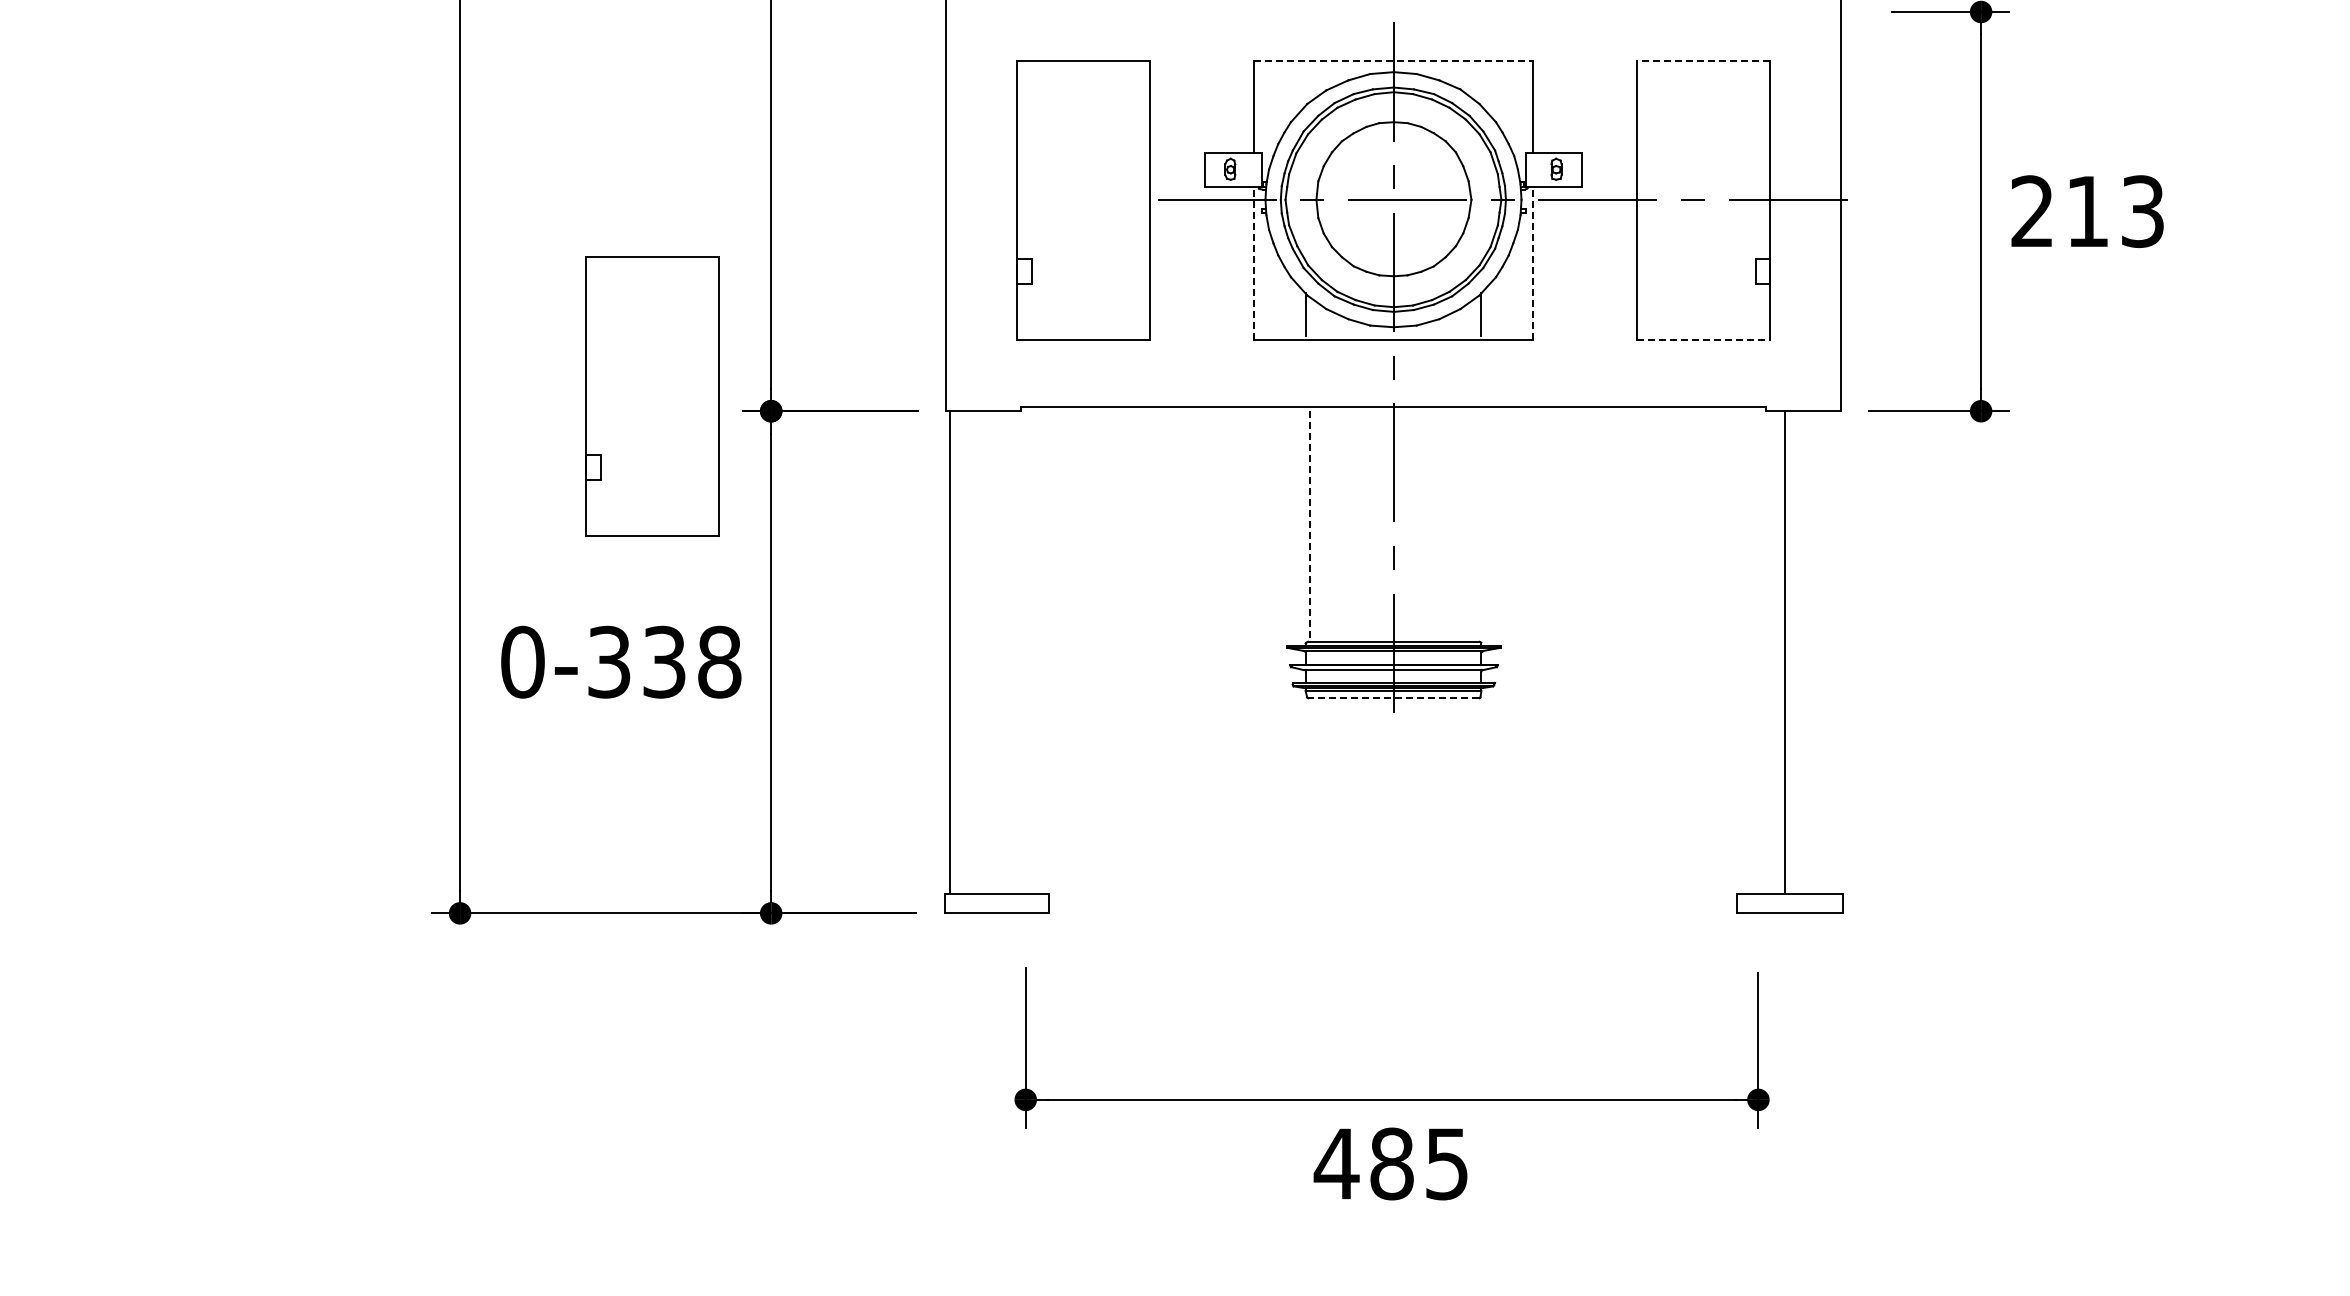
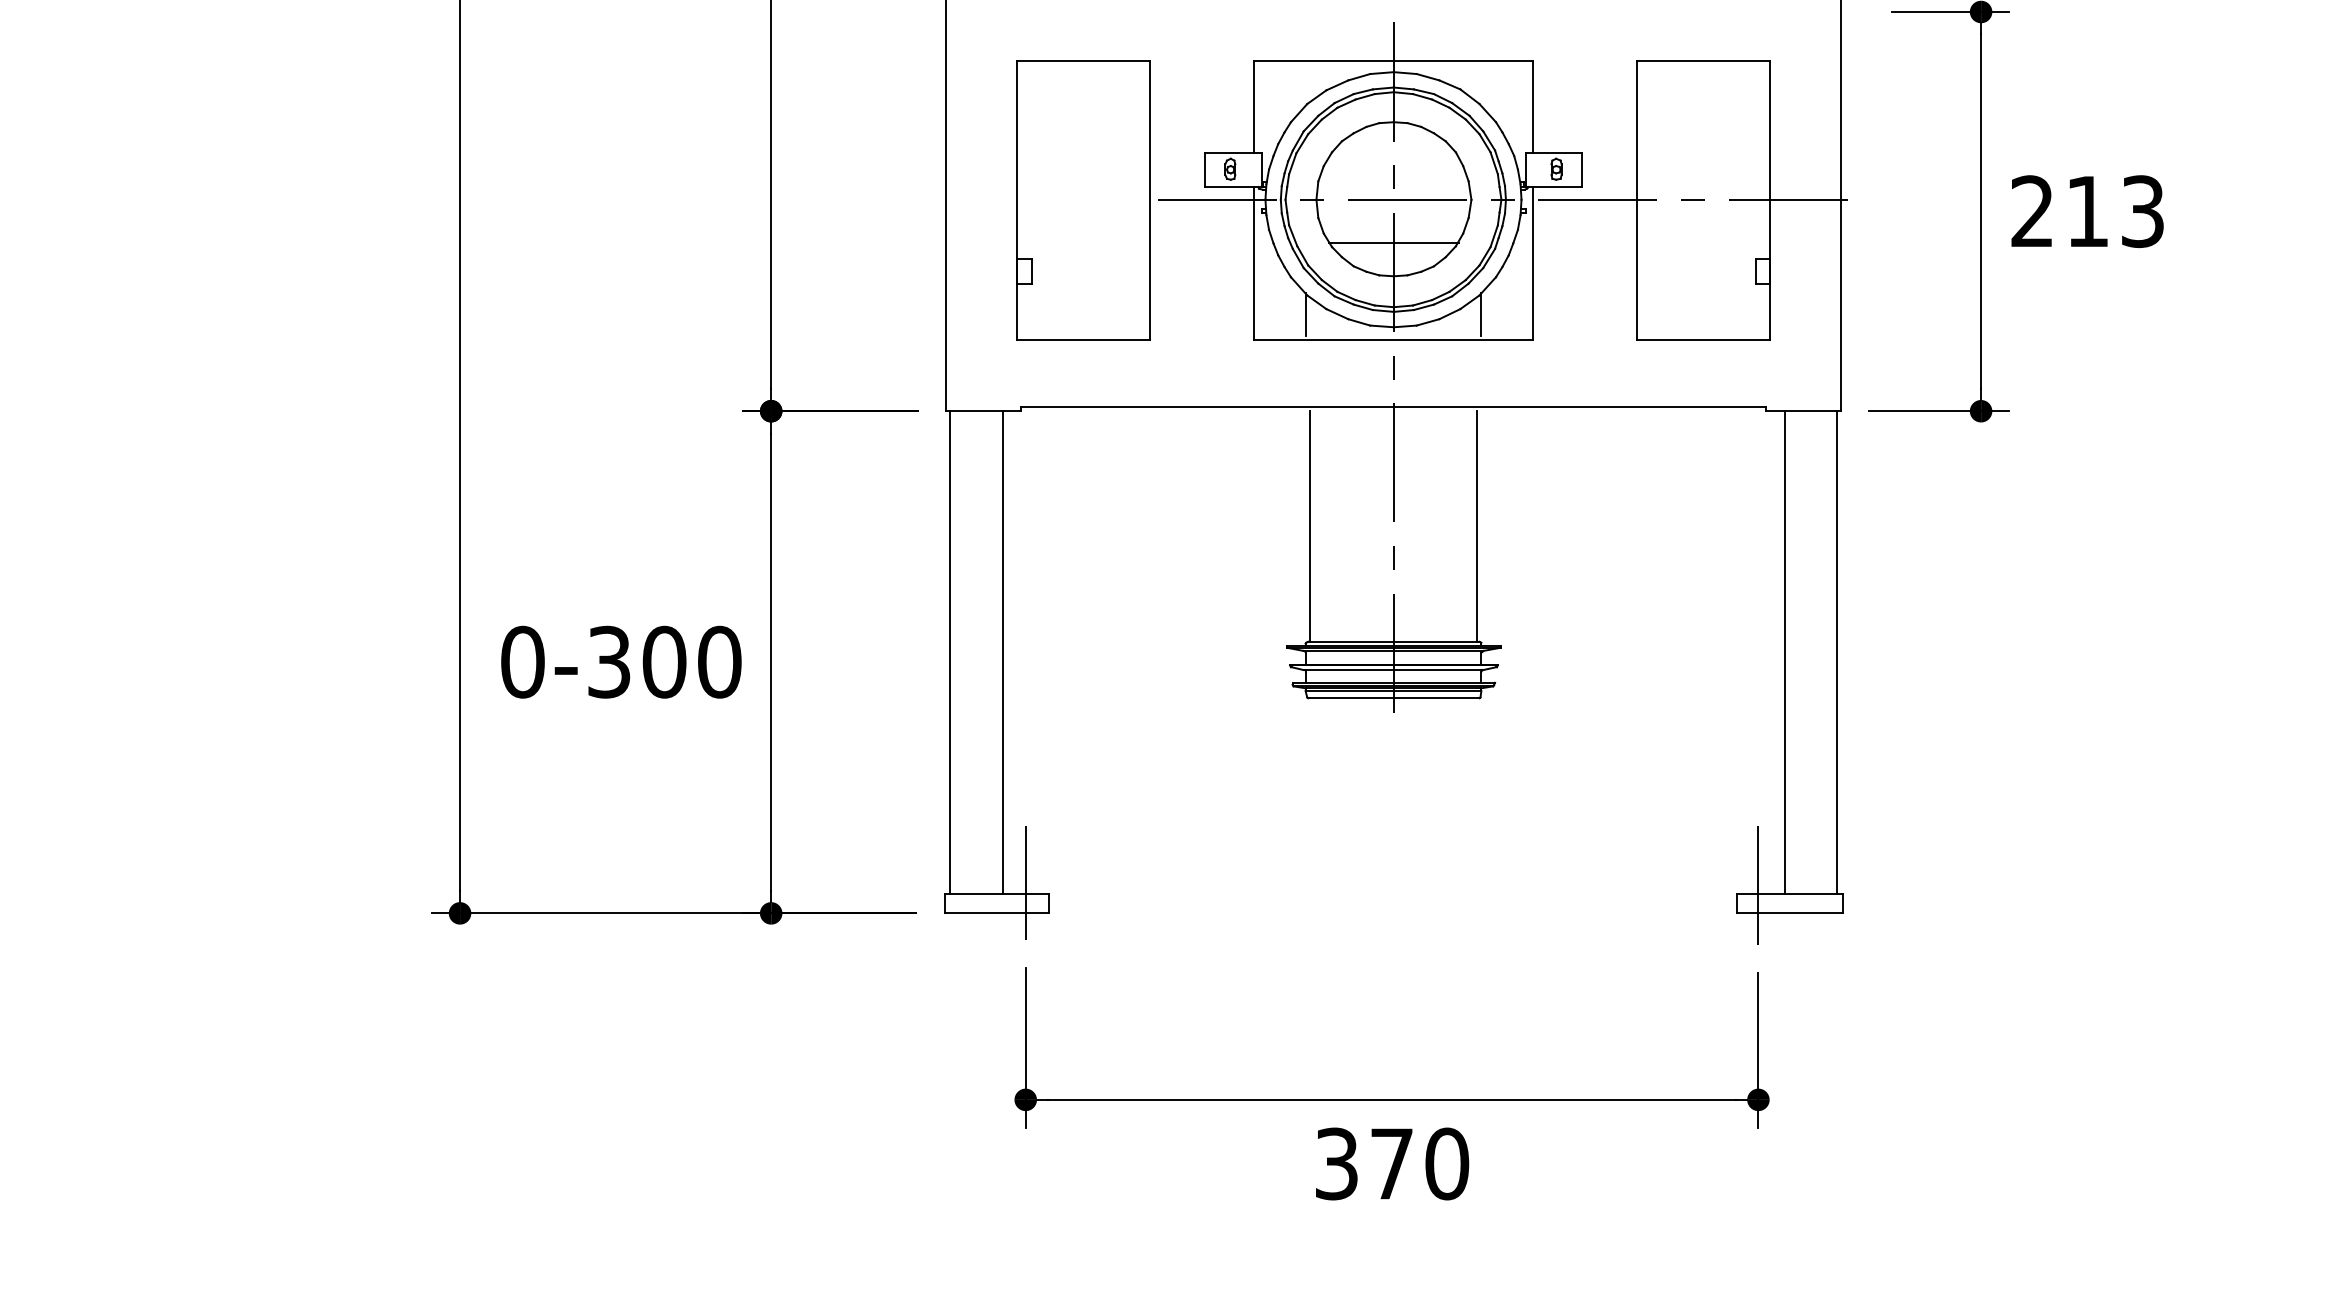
line: dashed -> solid (1394, 61)
line: dashed -> solid (1703, 61)
line: none -> present (1393, 242)
line: dashed -> solid (1254, 263)
line: dashed -> solid (1533, 263)
line: dashed -> solid (1703, 340)
part: present -> none (652, 396)
line: none -> present (1476, 526)
line: dashed -> solid (1310, 527)
line: none -> present (1002, 652)
line: none -> present (1836, 652)
text: 0-338 -> 0-300 (691, 661)
line: dashed -> solid (1393, 698)
line: none -> present (1025, 882)
line: none -> present (1758, 885)
text: 485 -> 370 (1391, 1163)
